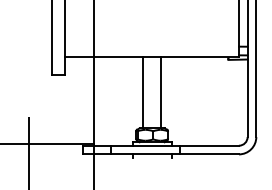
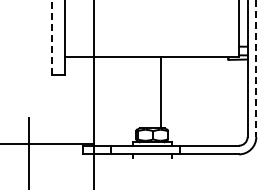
line: solid -> dashed (52, 37)
line: solid -> dashed (256, 69)
line: present -> none (143, 92)
